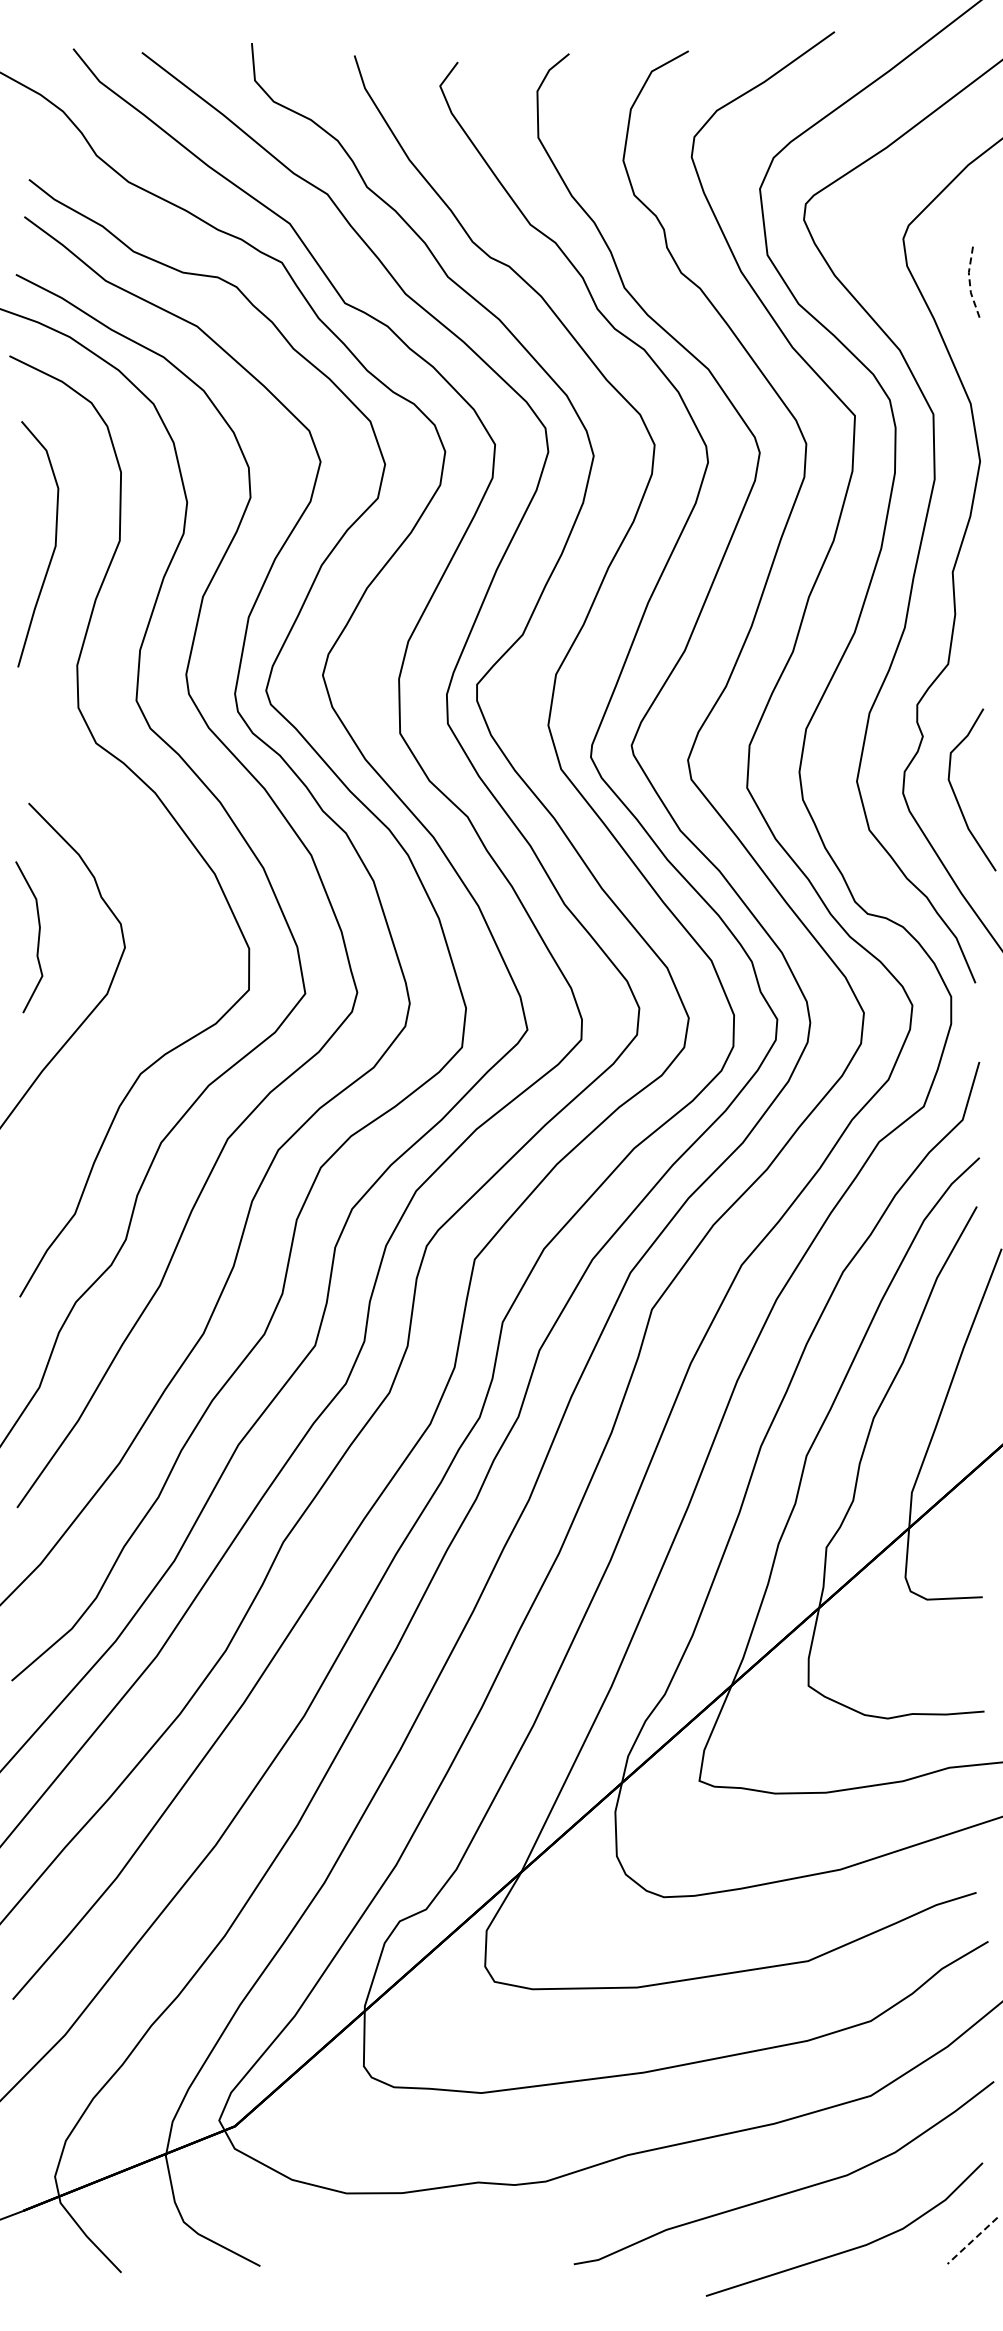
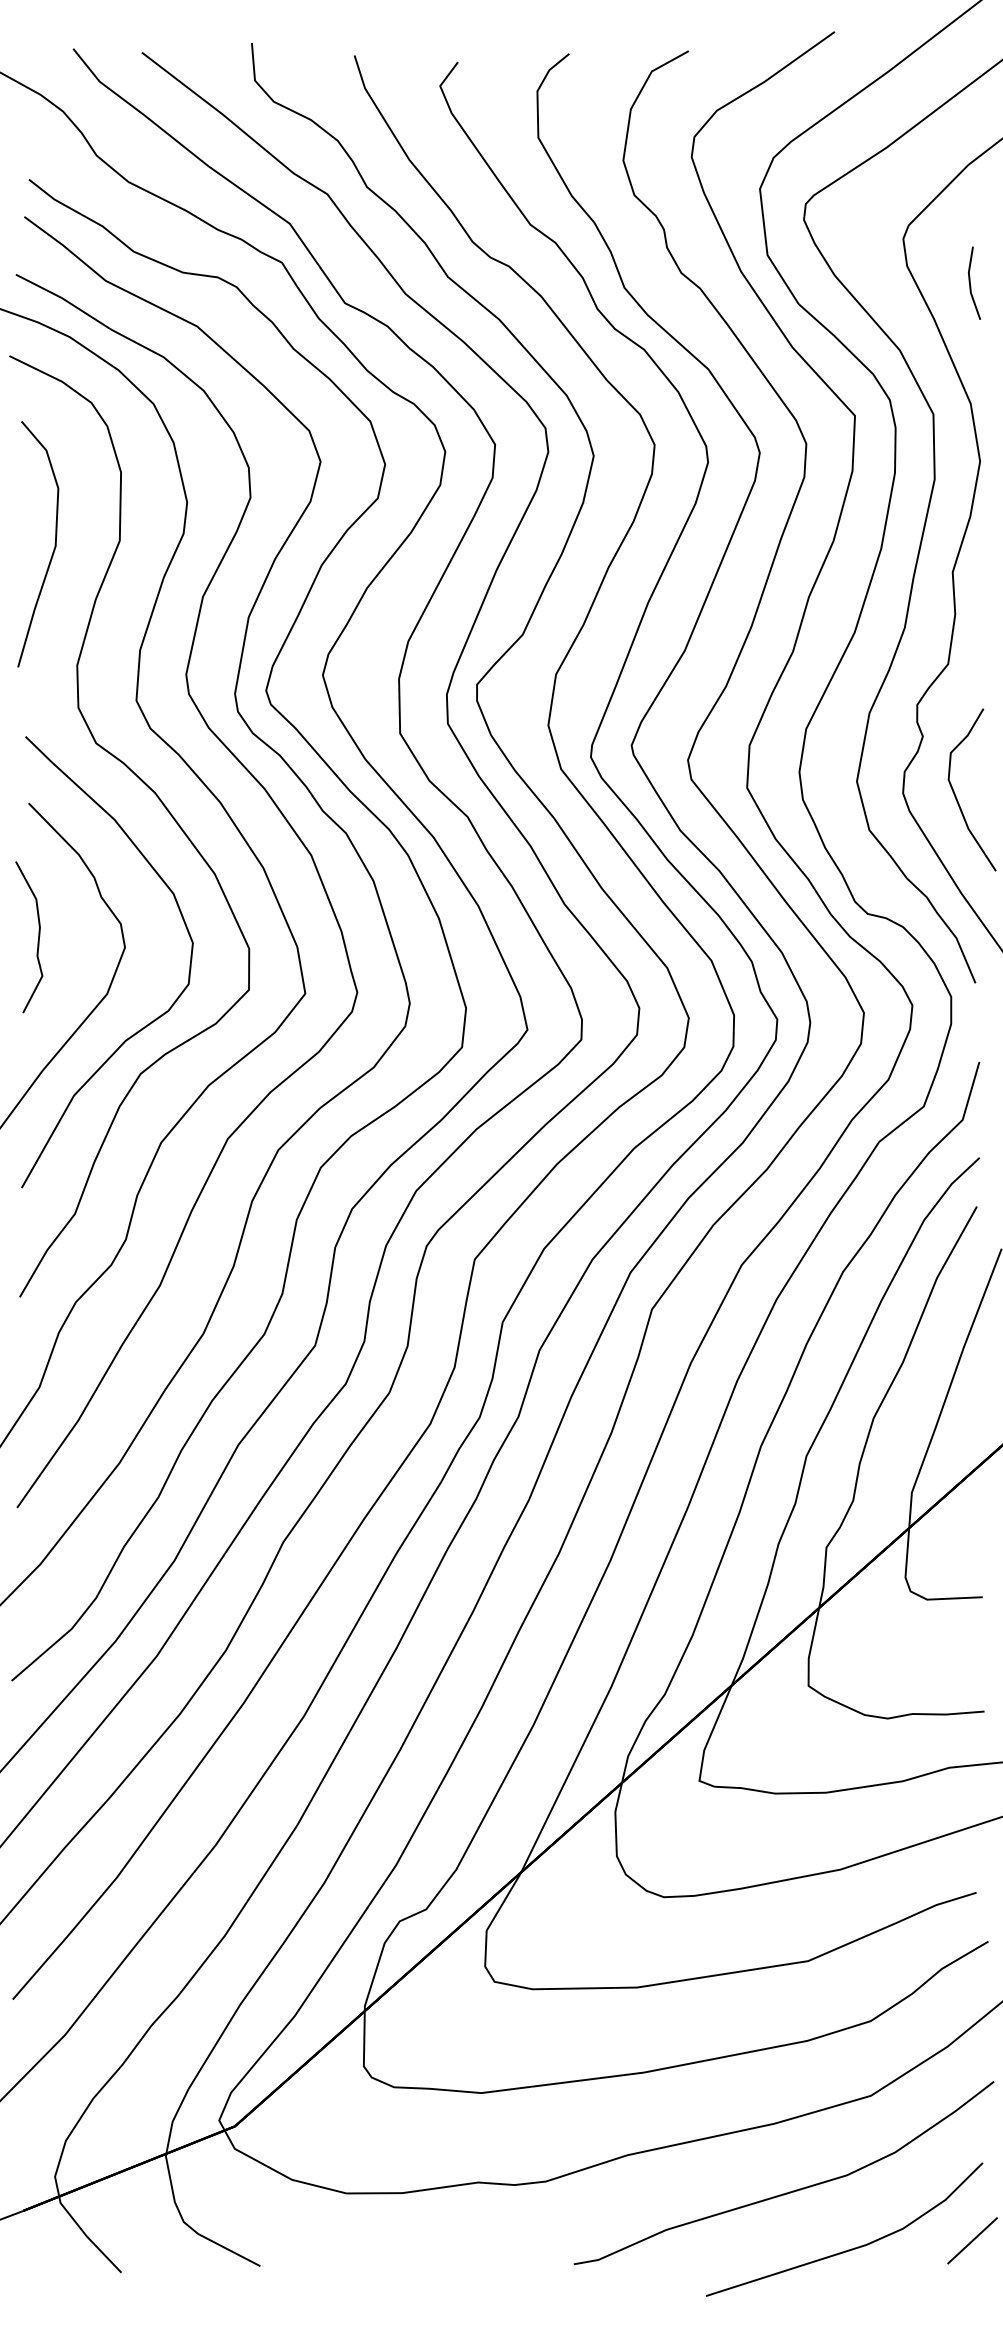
line: dashed -> solid (970, 284)
curve: none -> present (152, 1020)
line: dashed -> solid (972, 2241)
